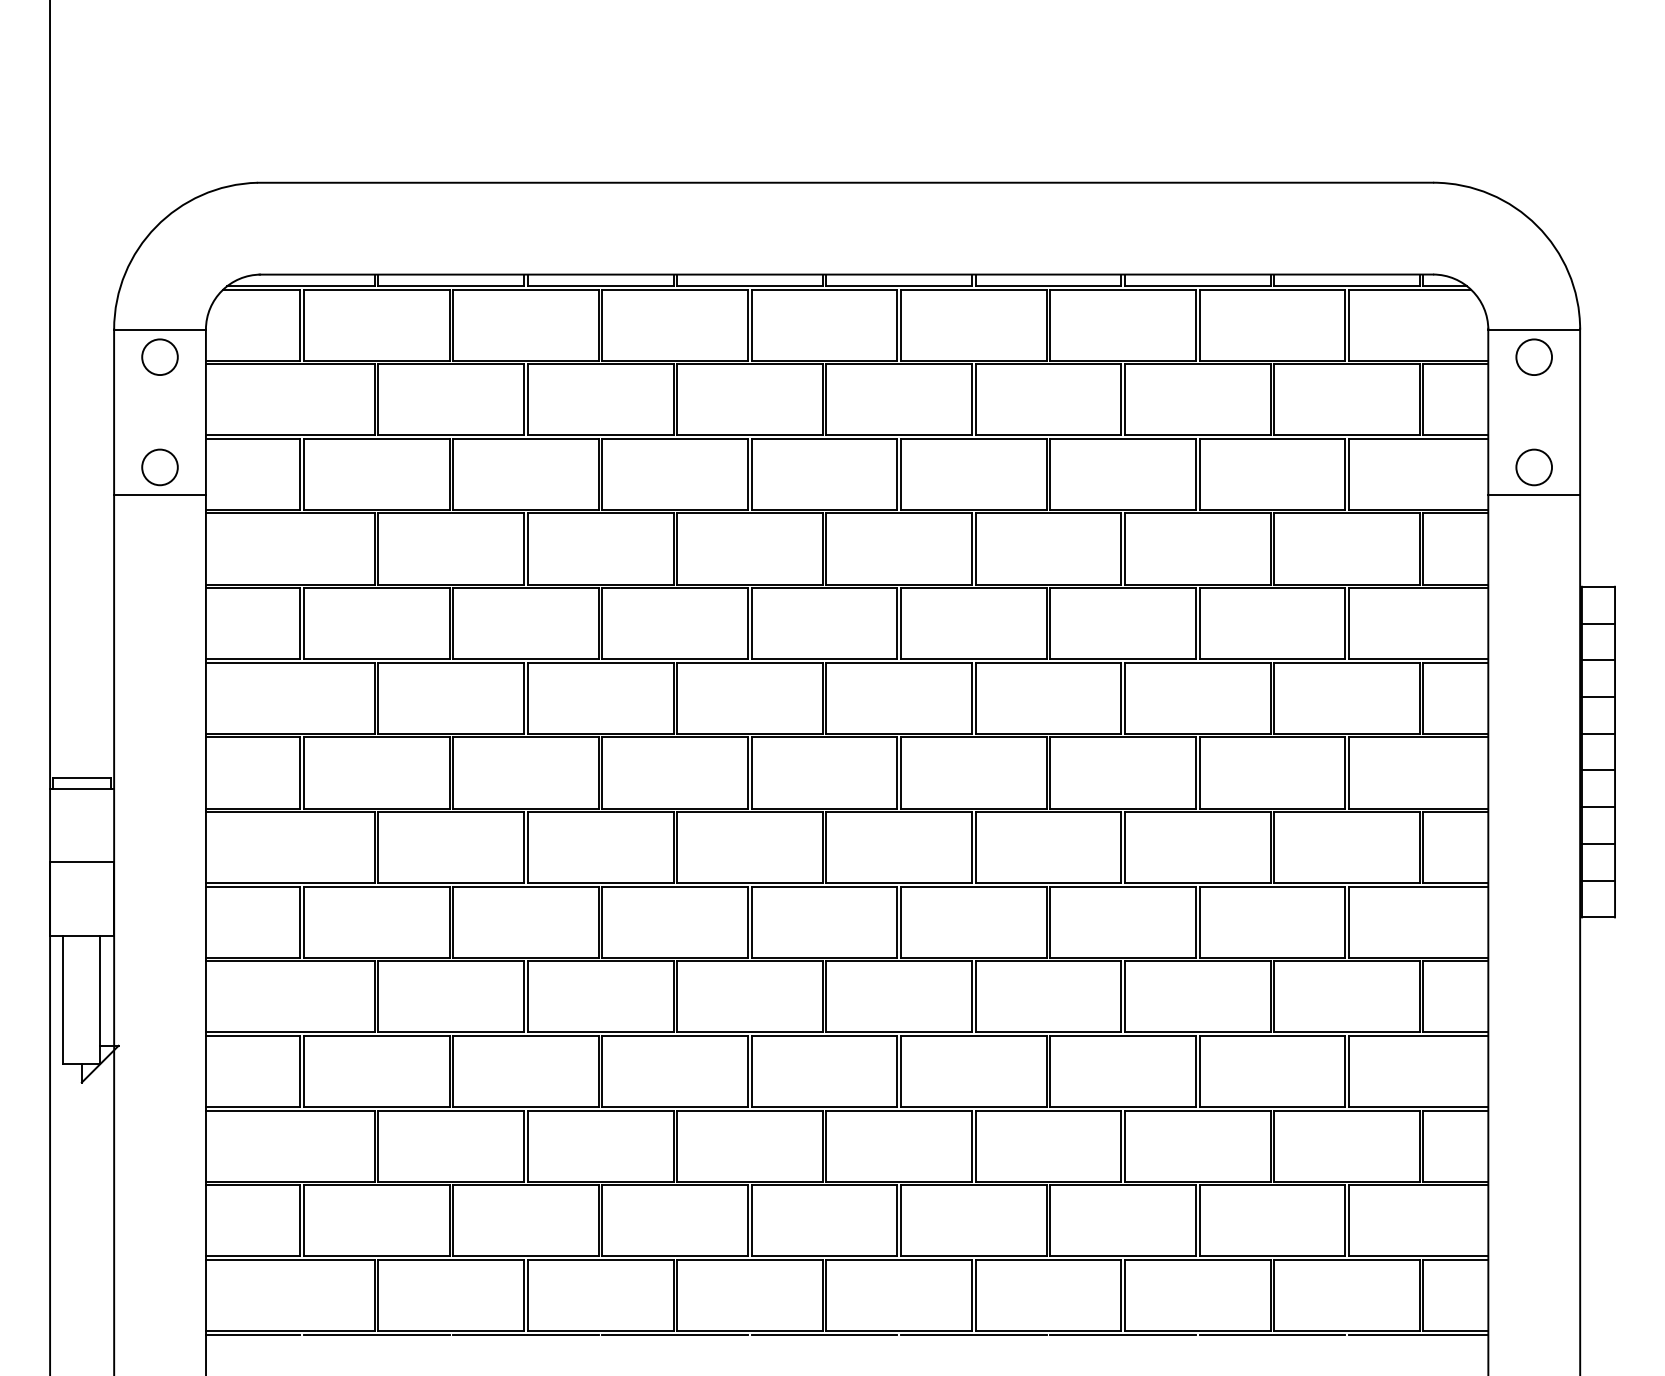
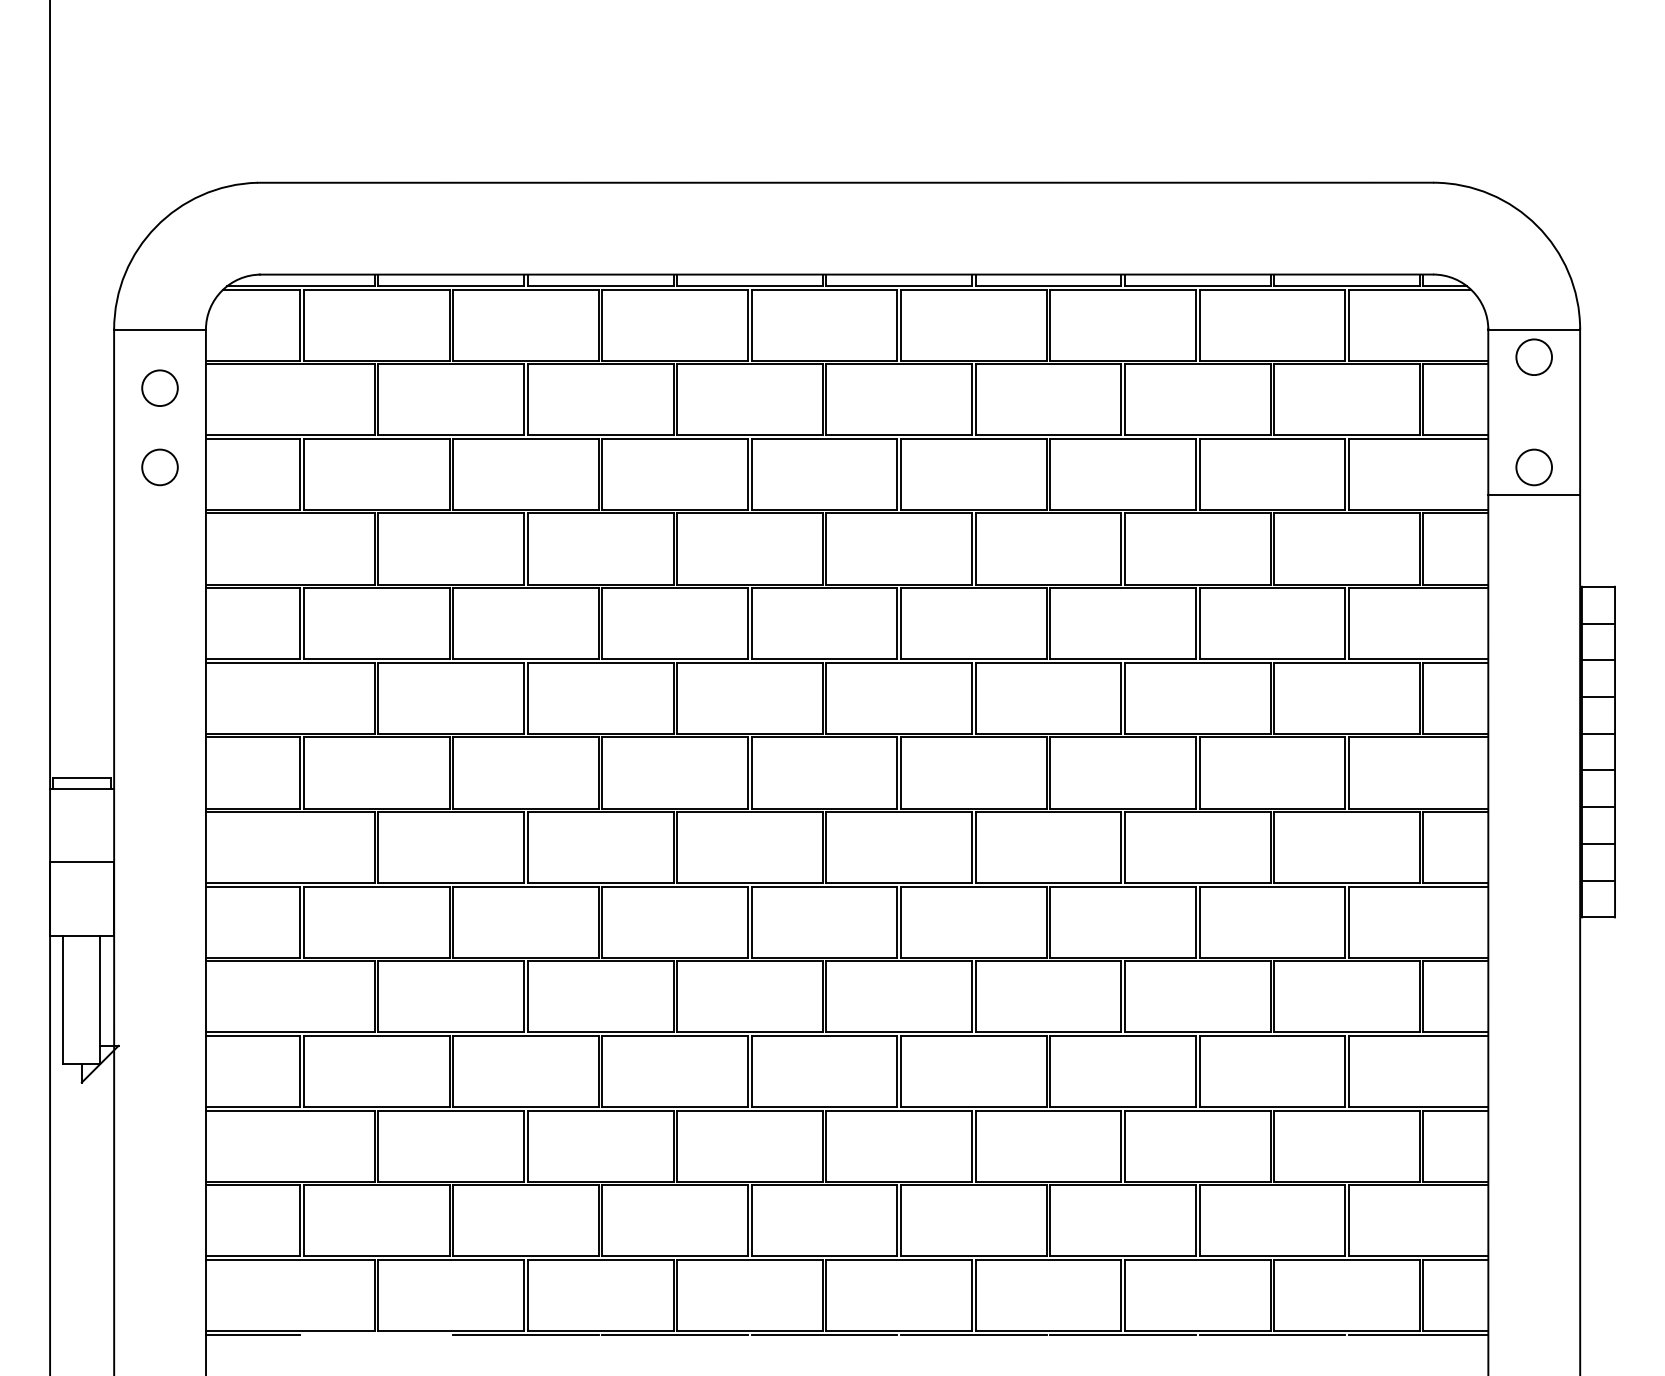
circle position: (159, 356) -> (159, 387) (159, 387)
line: present -> none (159, 494)
line: present -> none (376, 1334)
